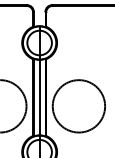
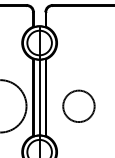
circle diameter: 52 px -> 31 px (78, 106)
